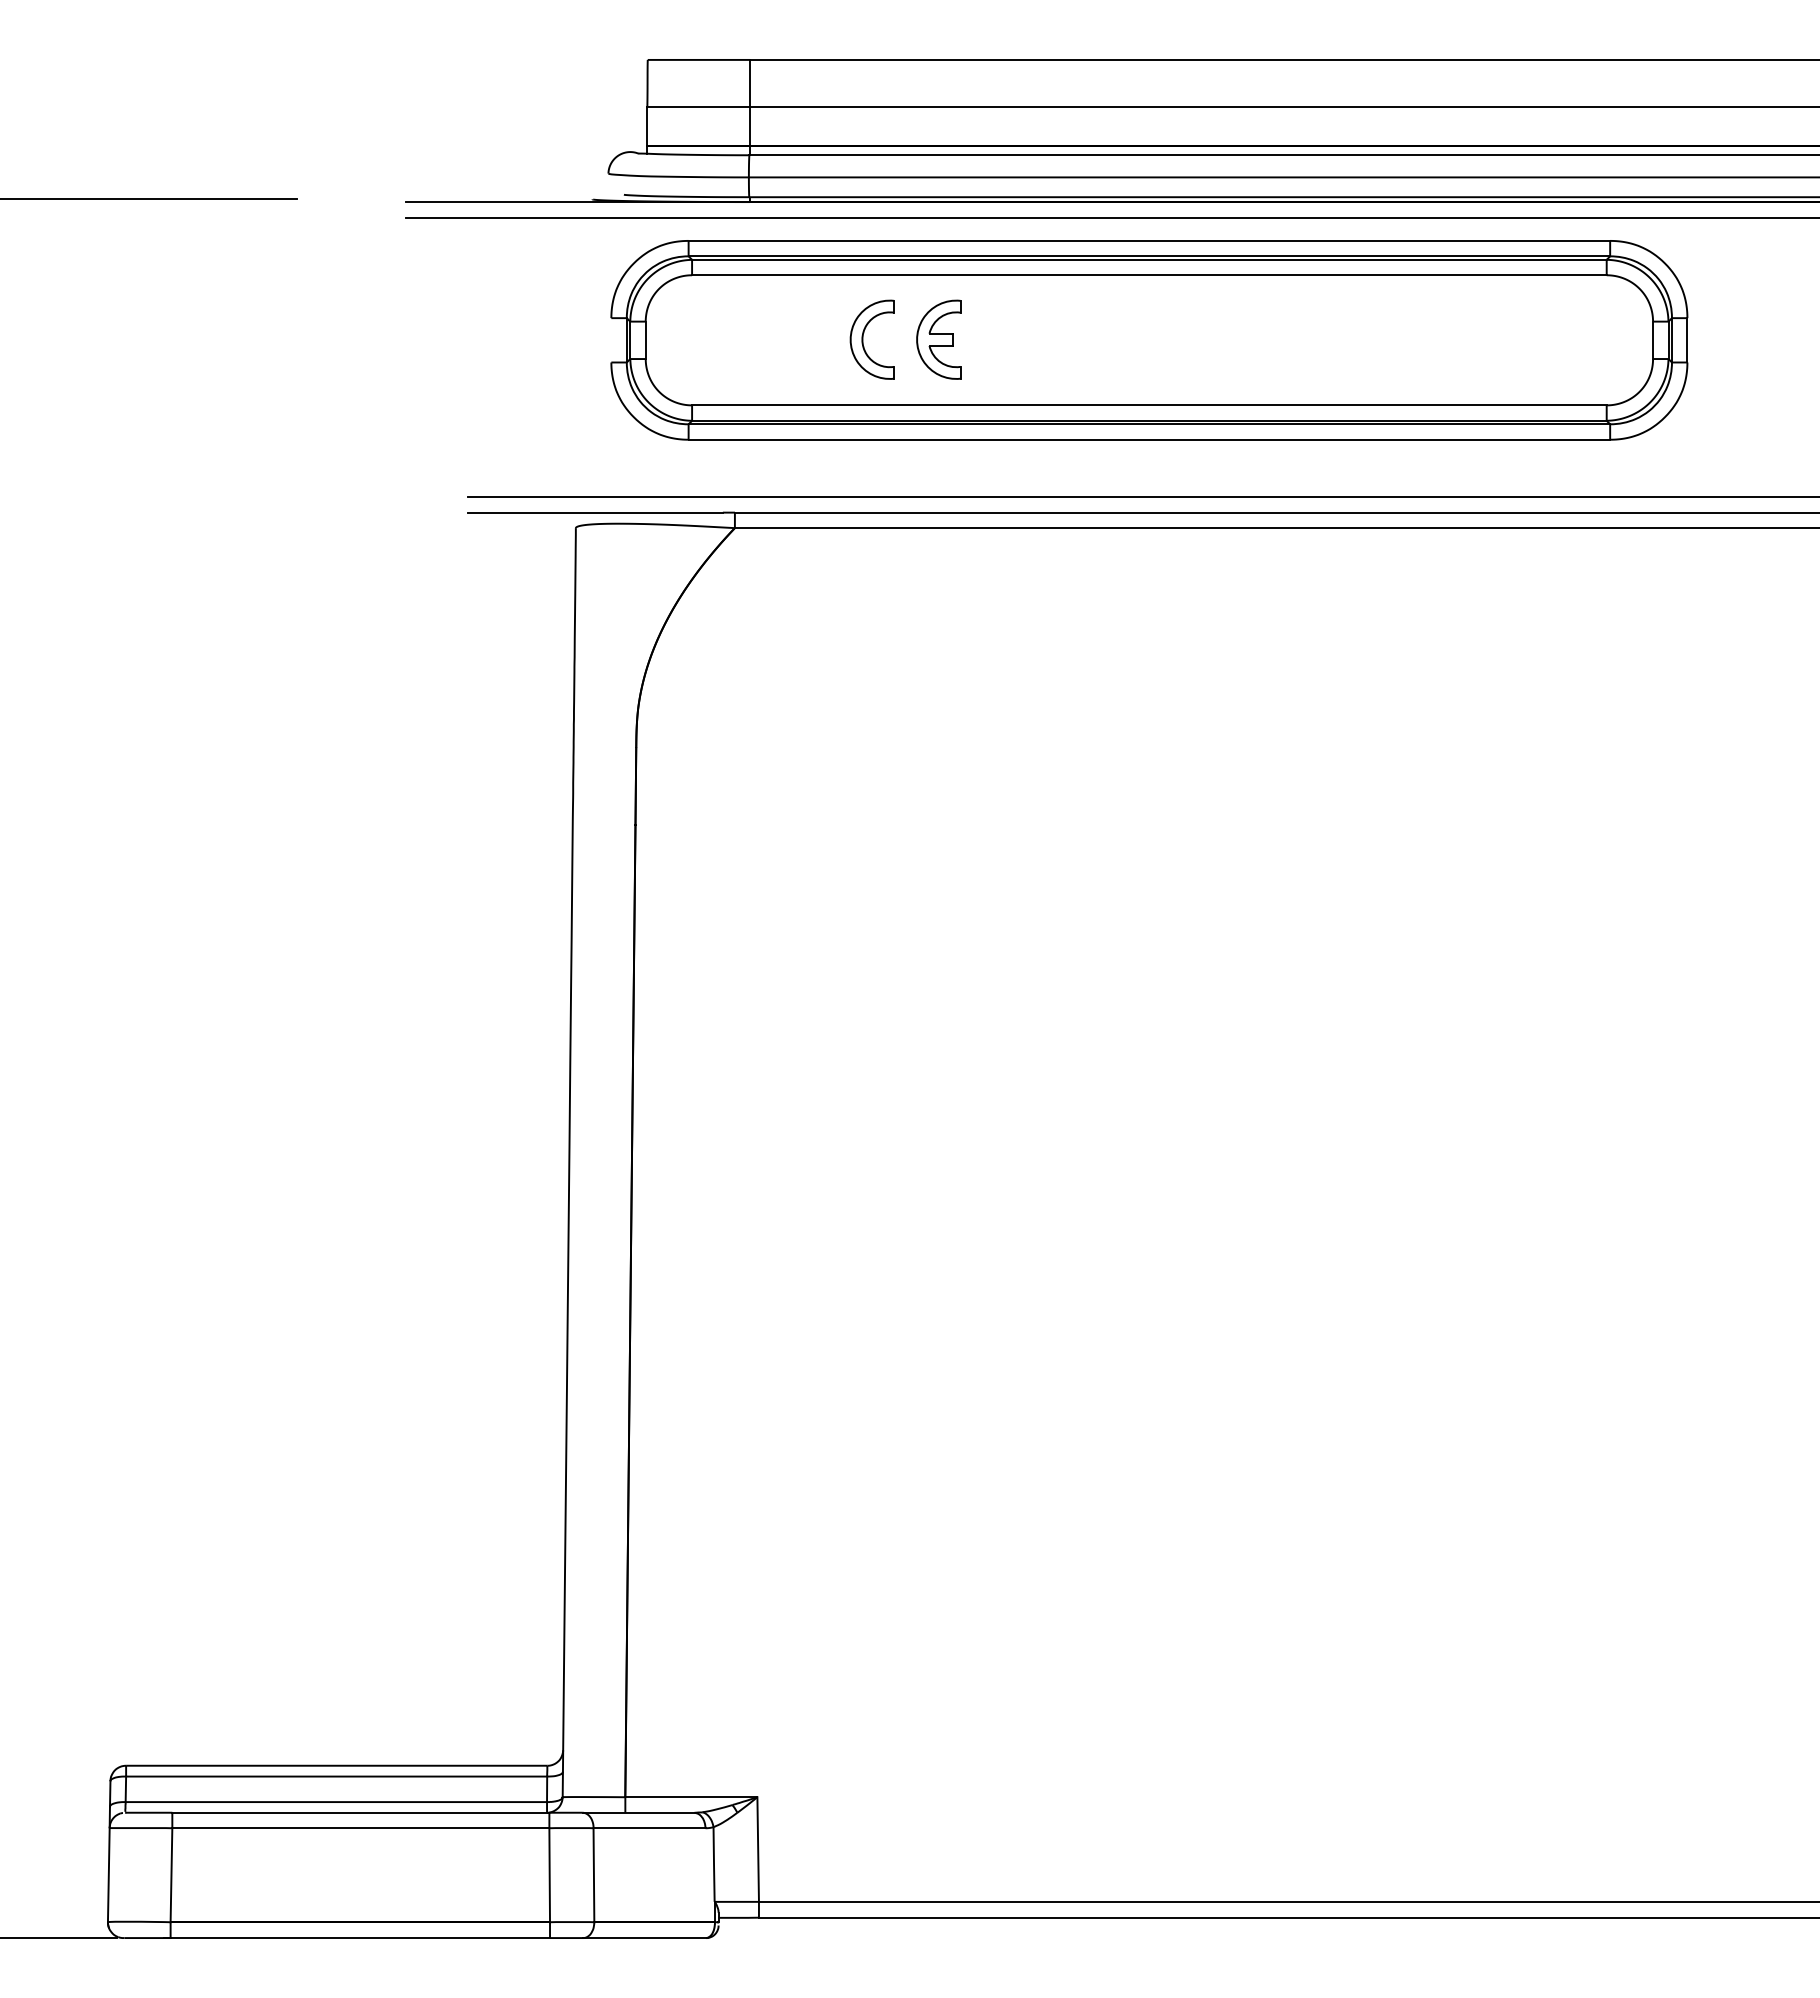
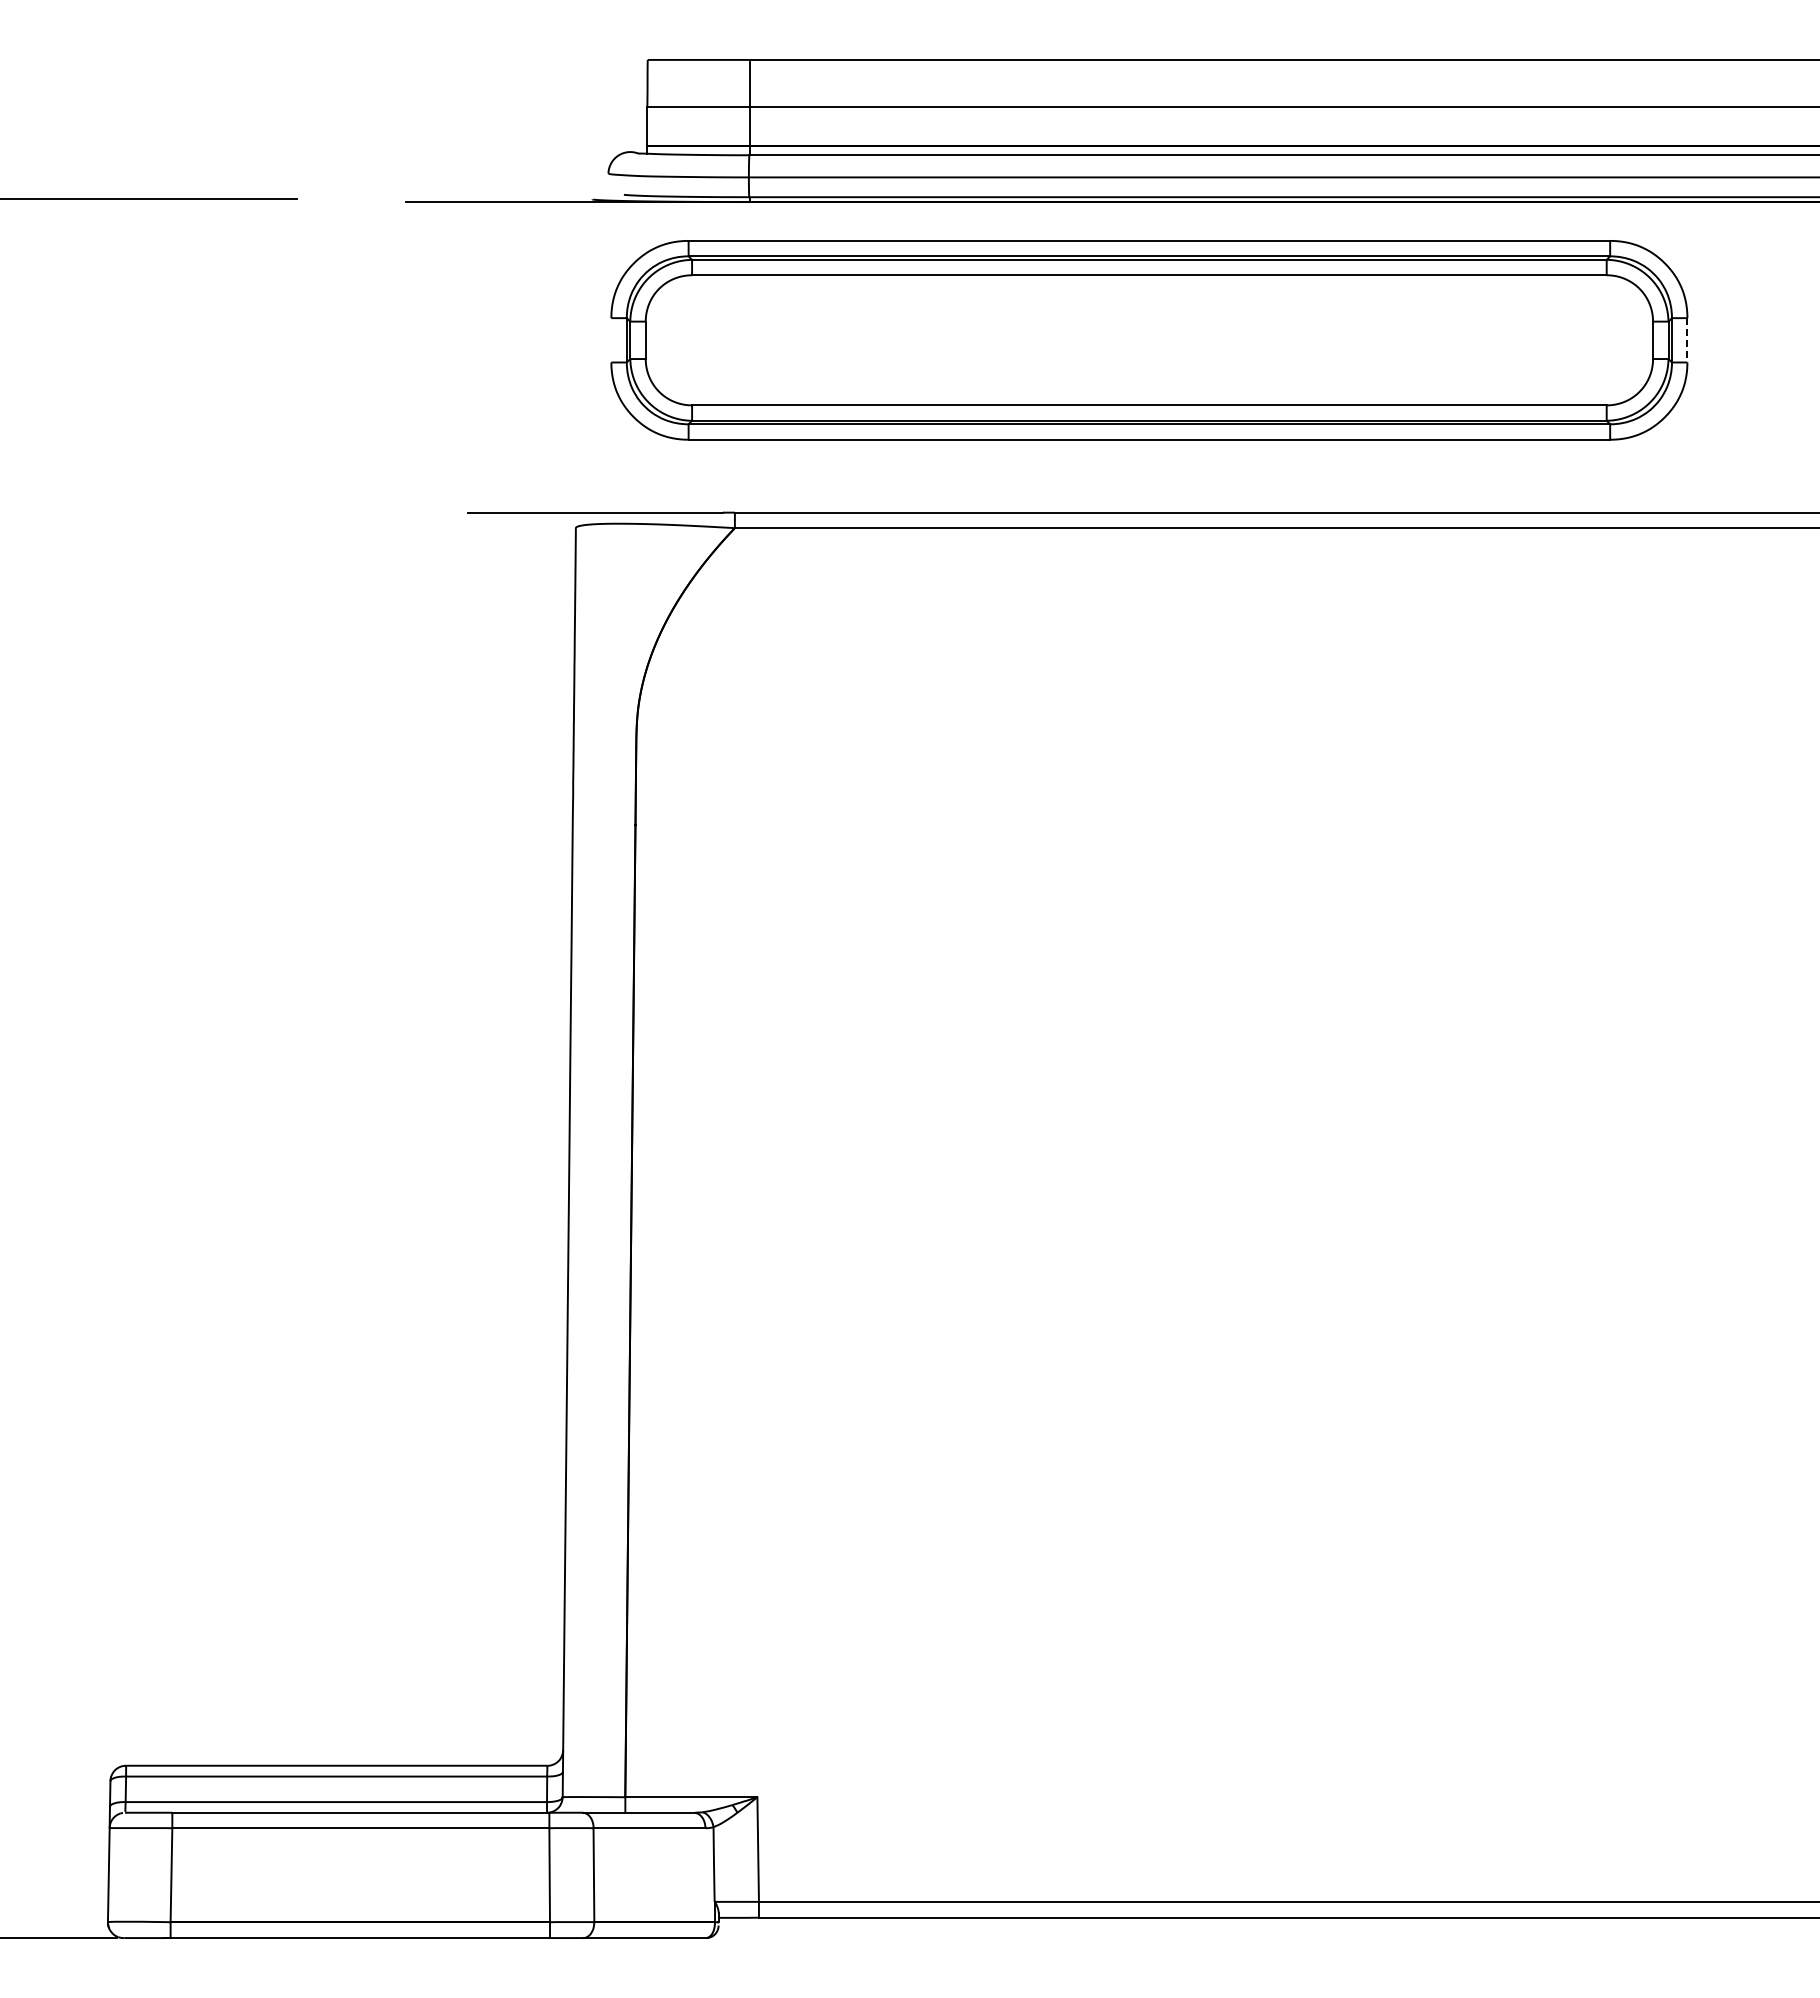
line: present -> none (1111, 217)
part: present -> none (863, 339)
part: present -> none (938, 339)
line: solid -> dashed (1687, 340)
line: present -> none (1141, 496)
